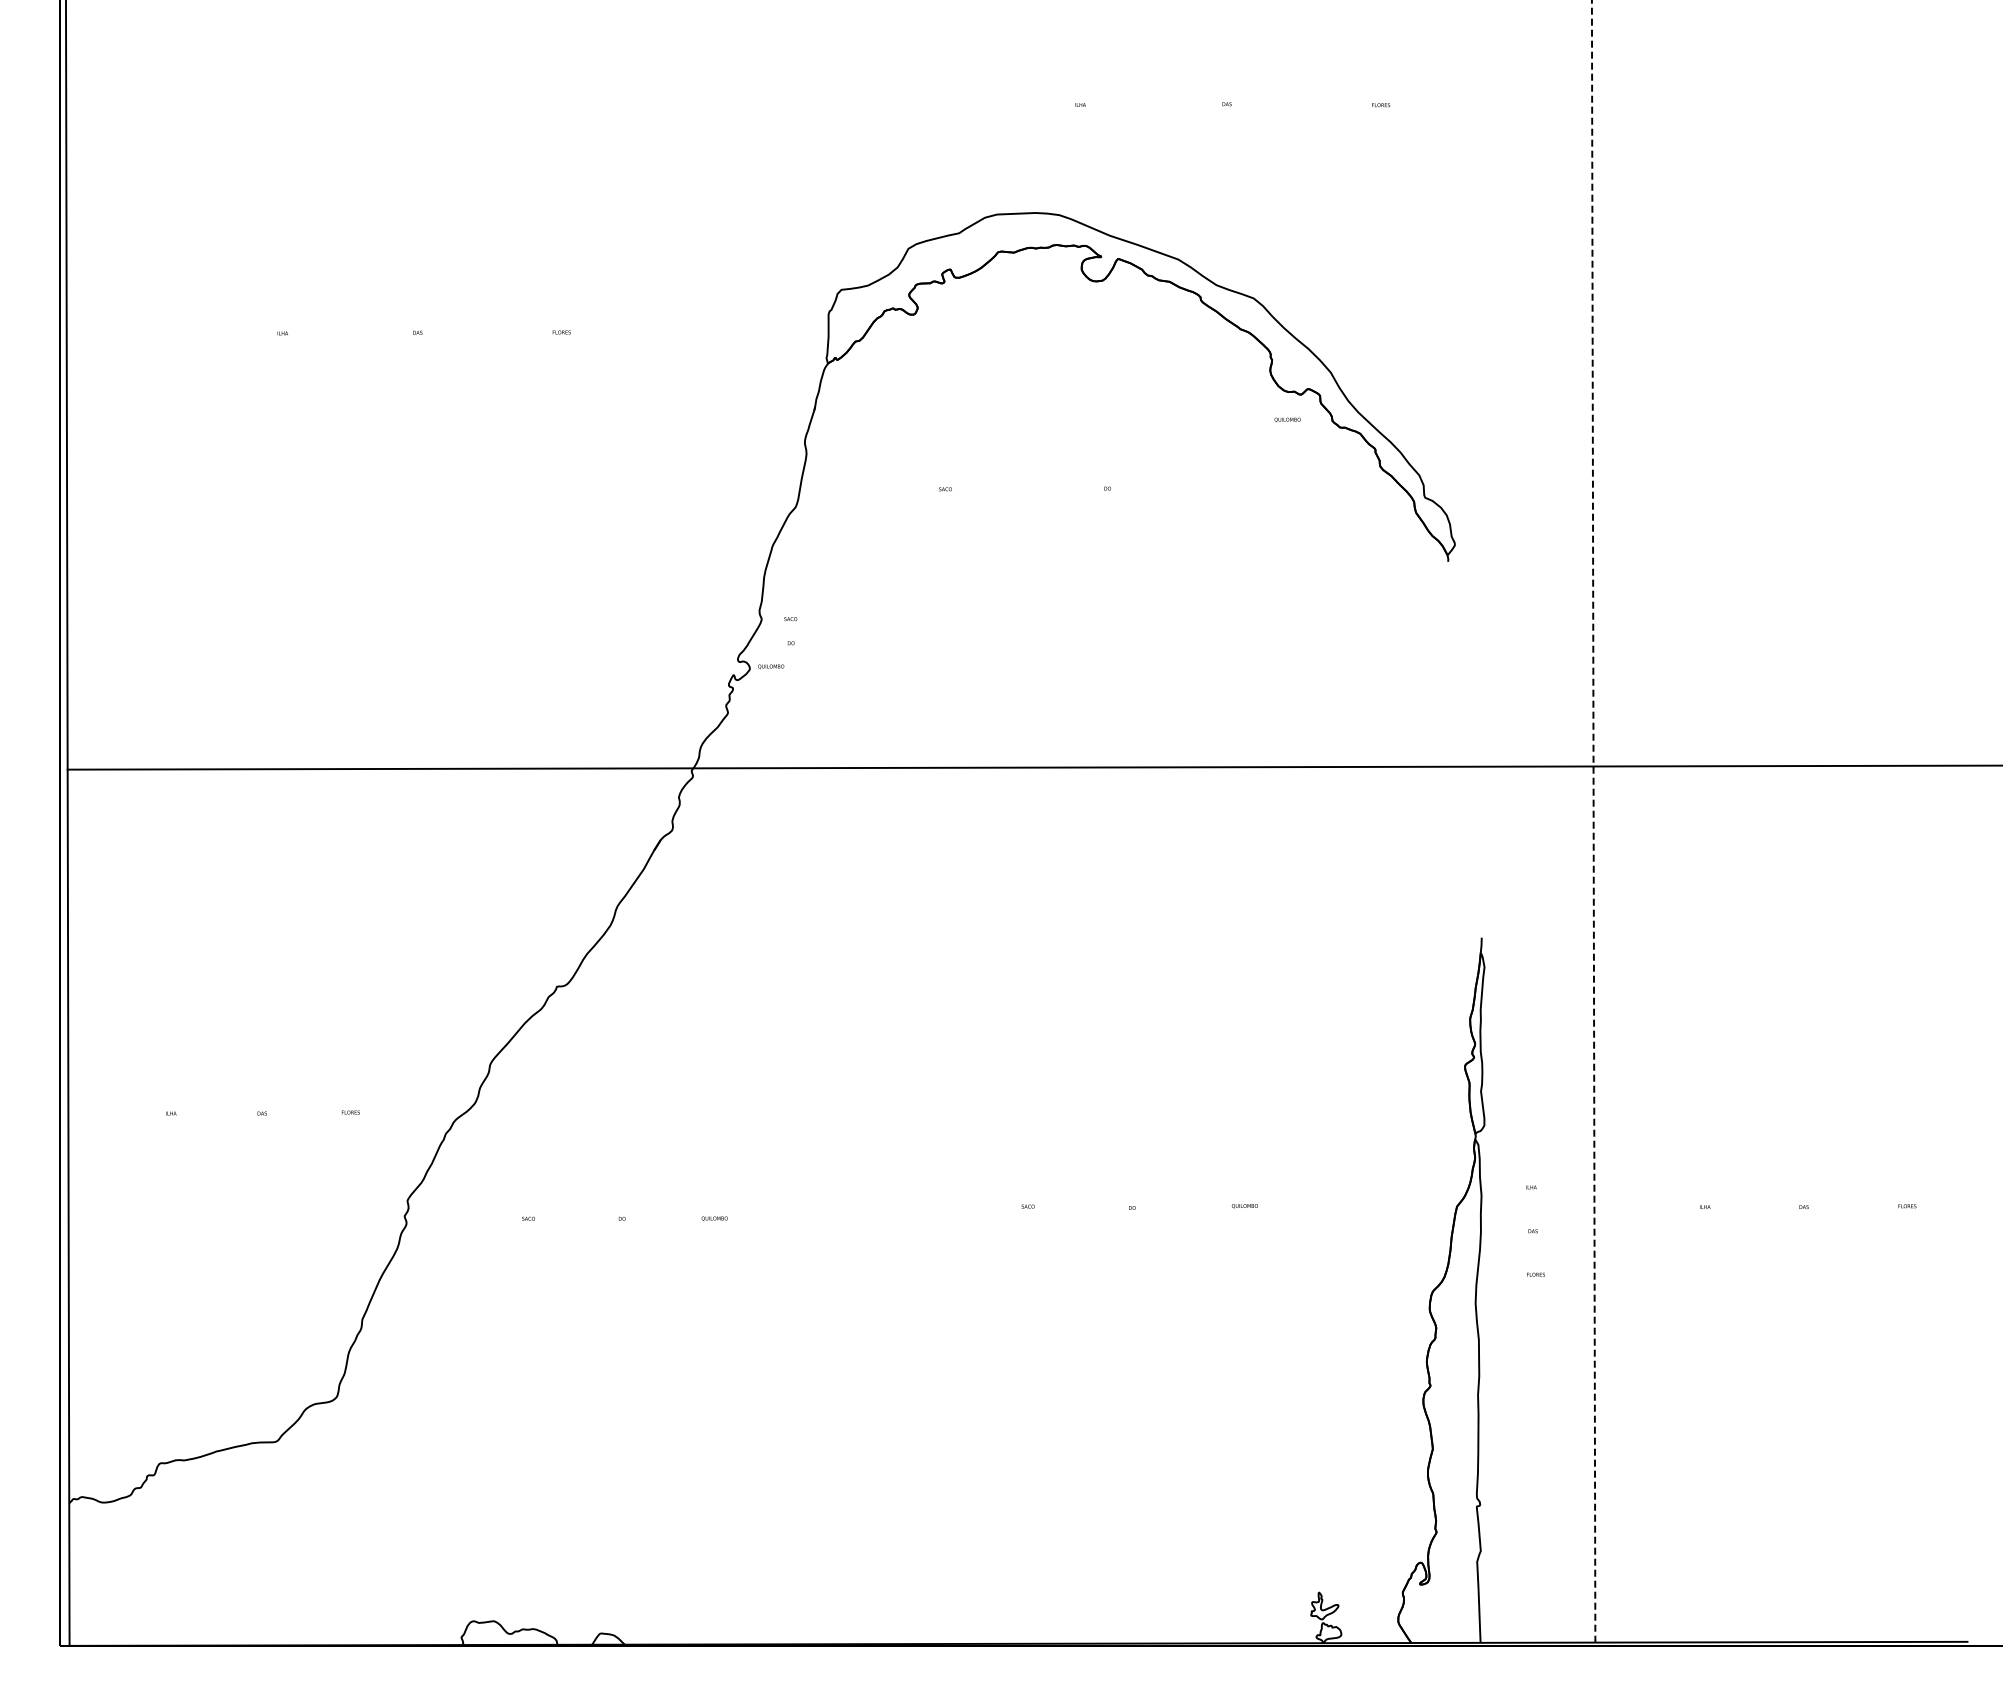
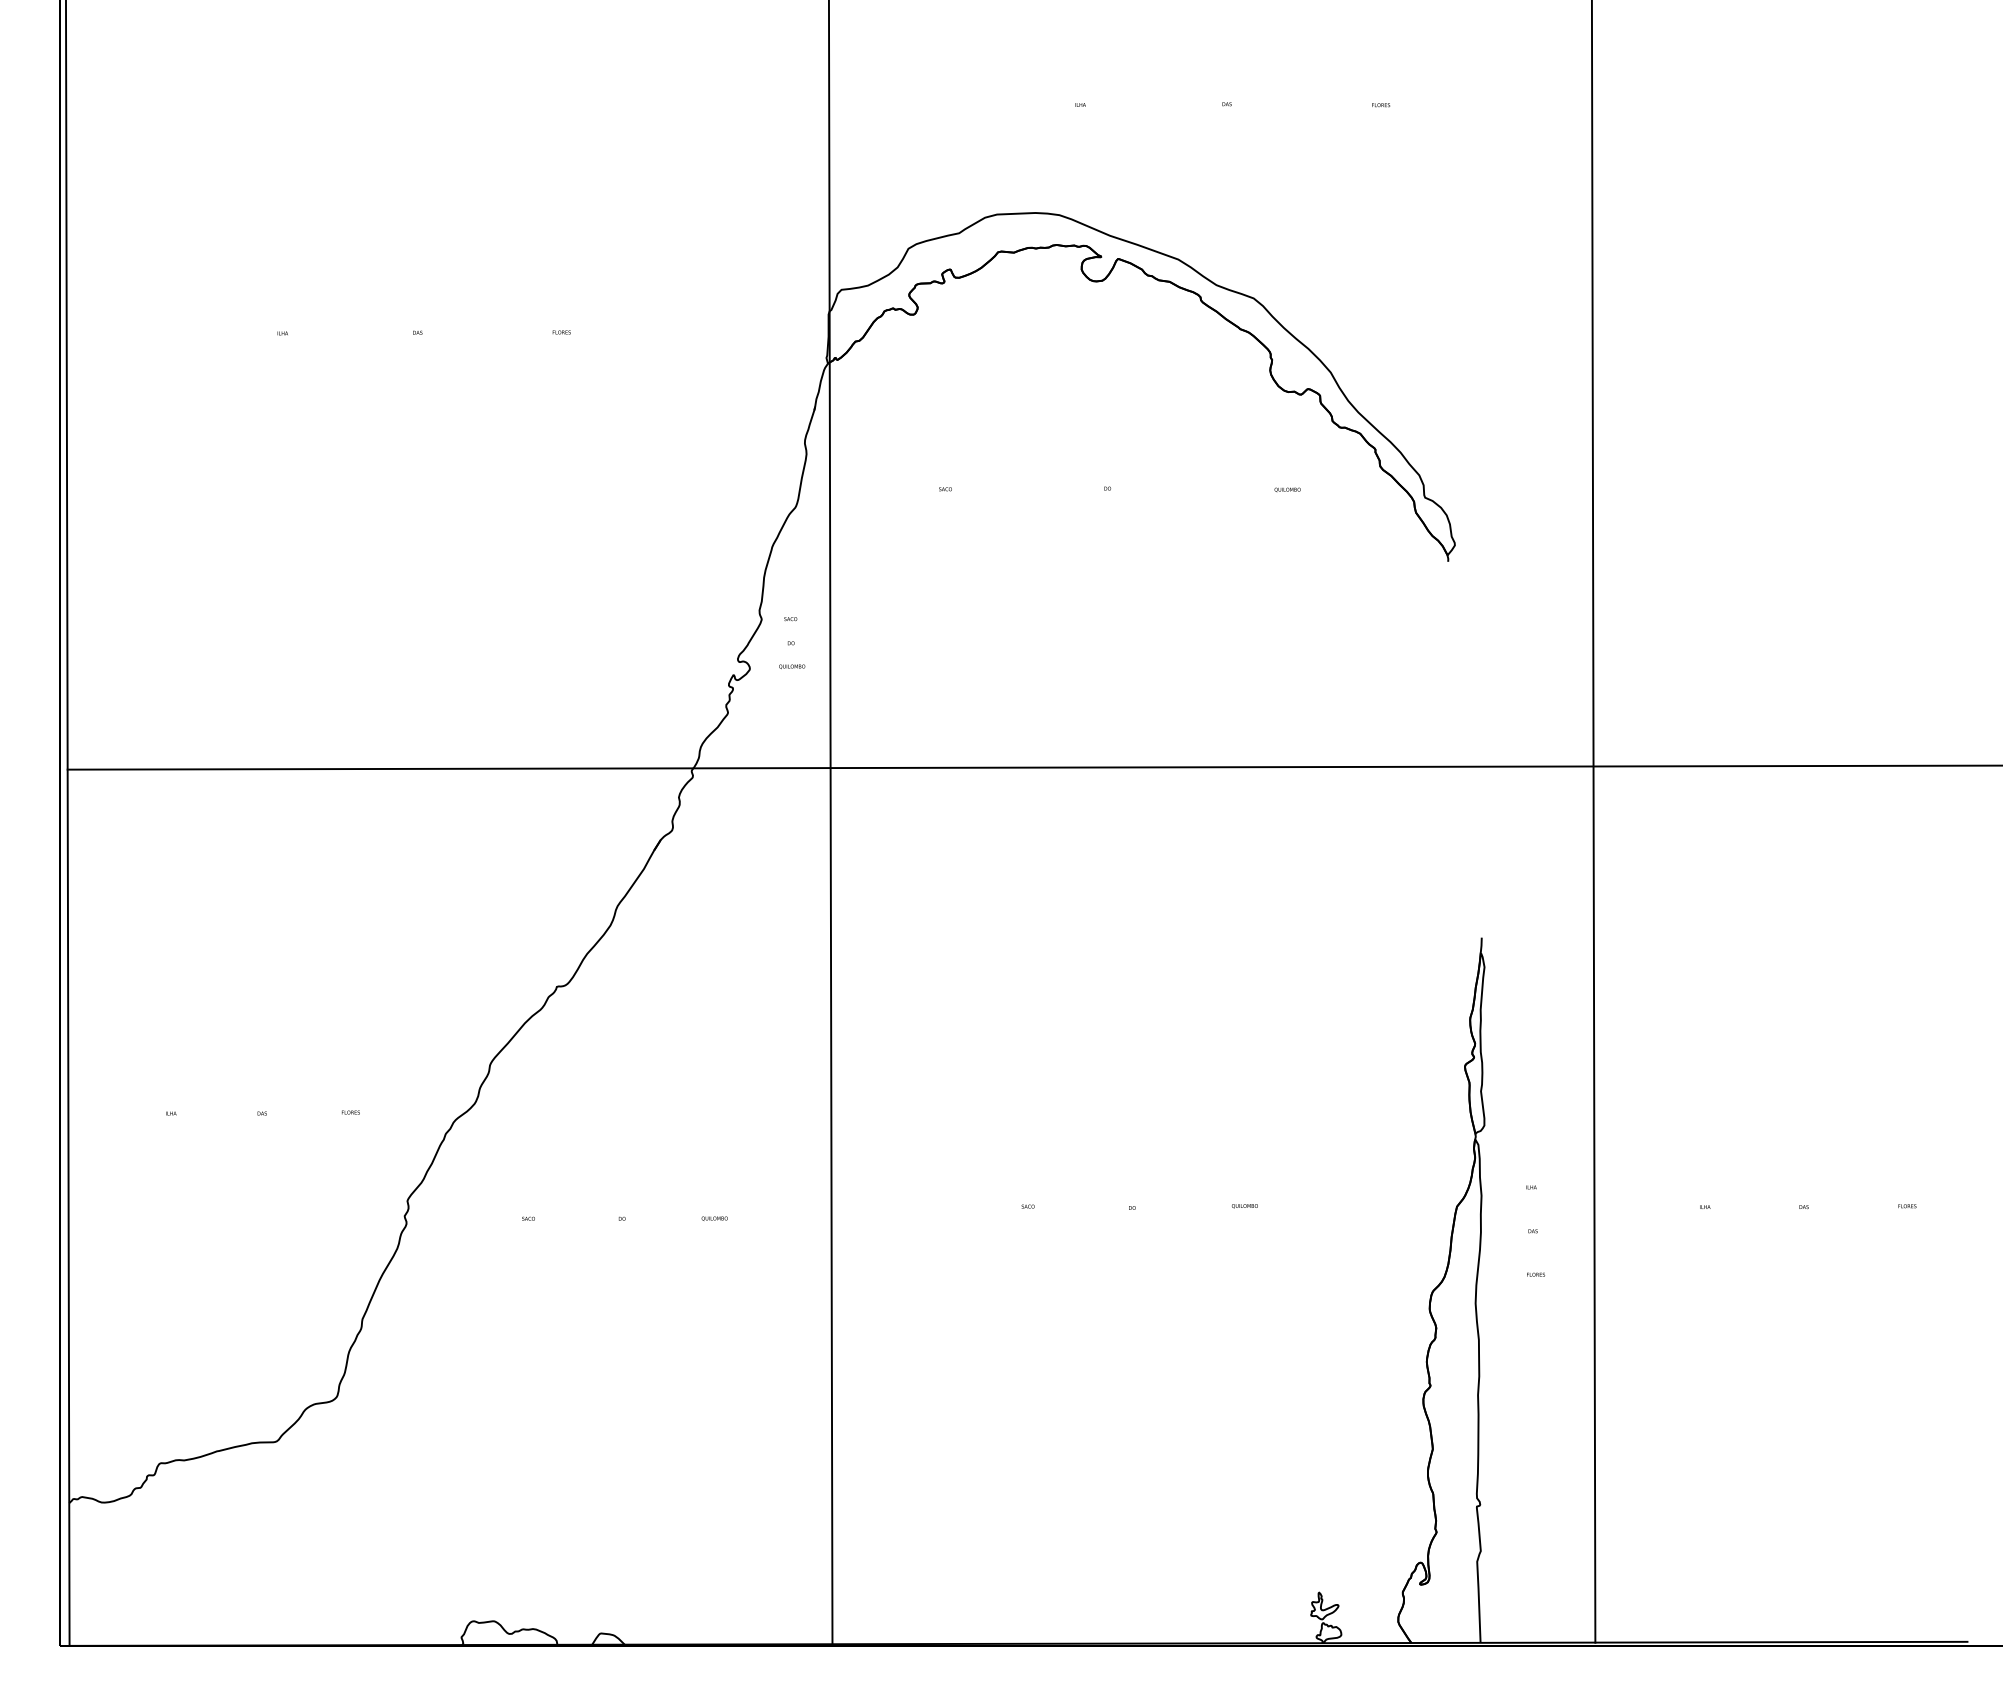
text position: (1287, 419) -> (1287, 489) (1287, 489)
text position: (771, 666) -> (792, 666) (792, 666)
line: dashed -> solid (1593, 820)
line: none -> present (830, 823)
